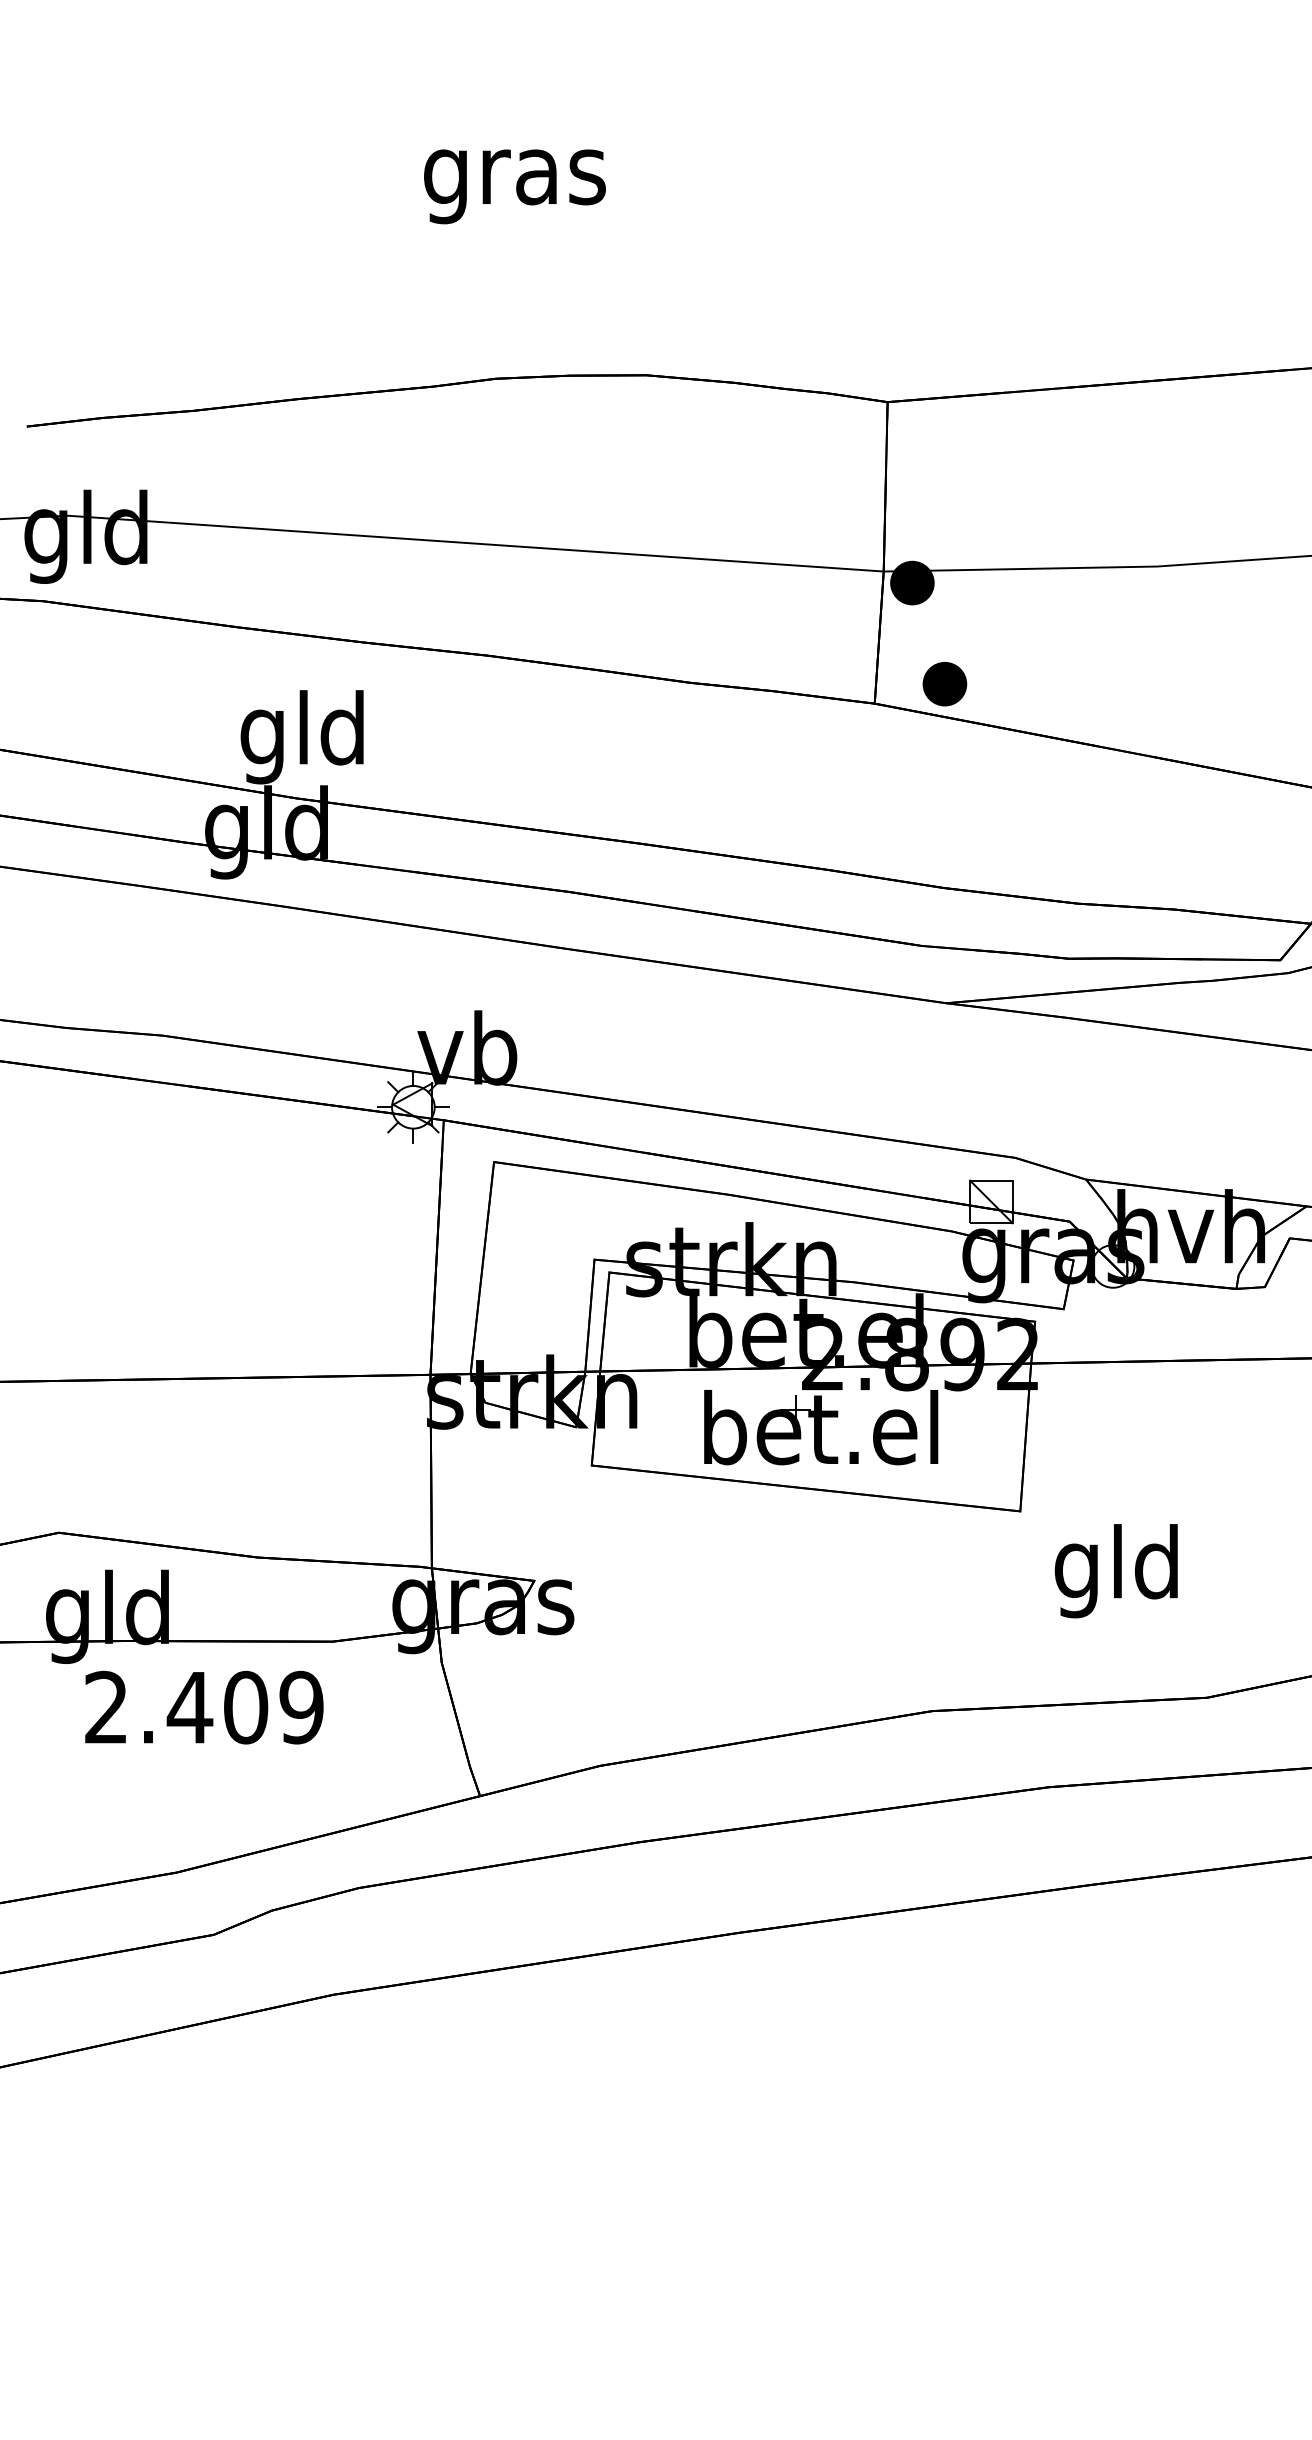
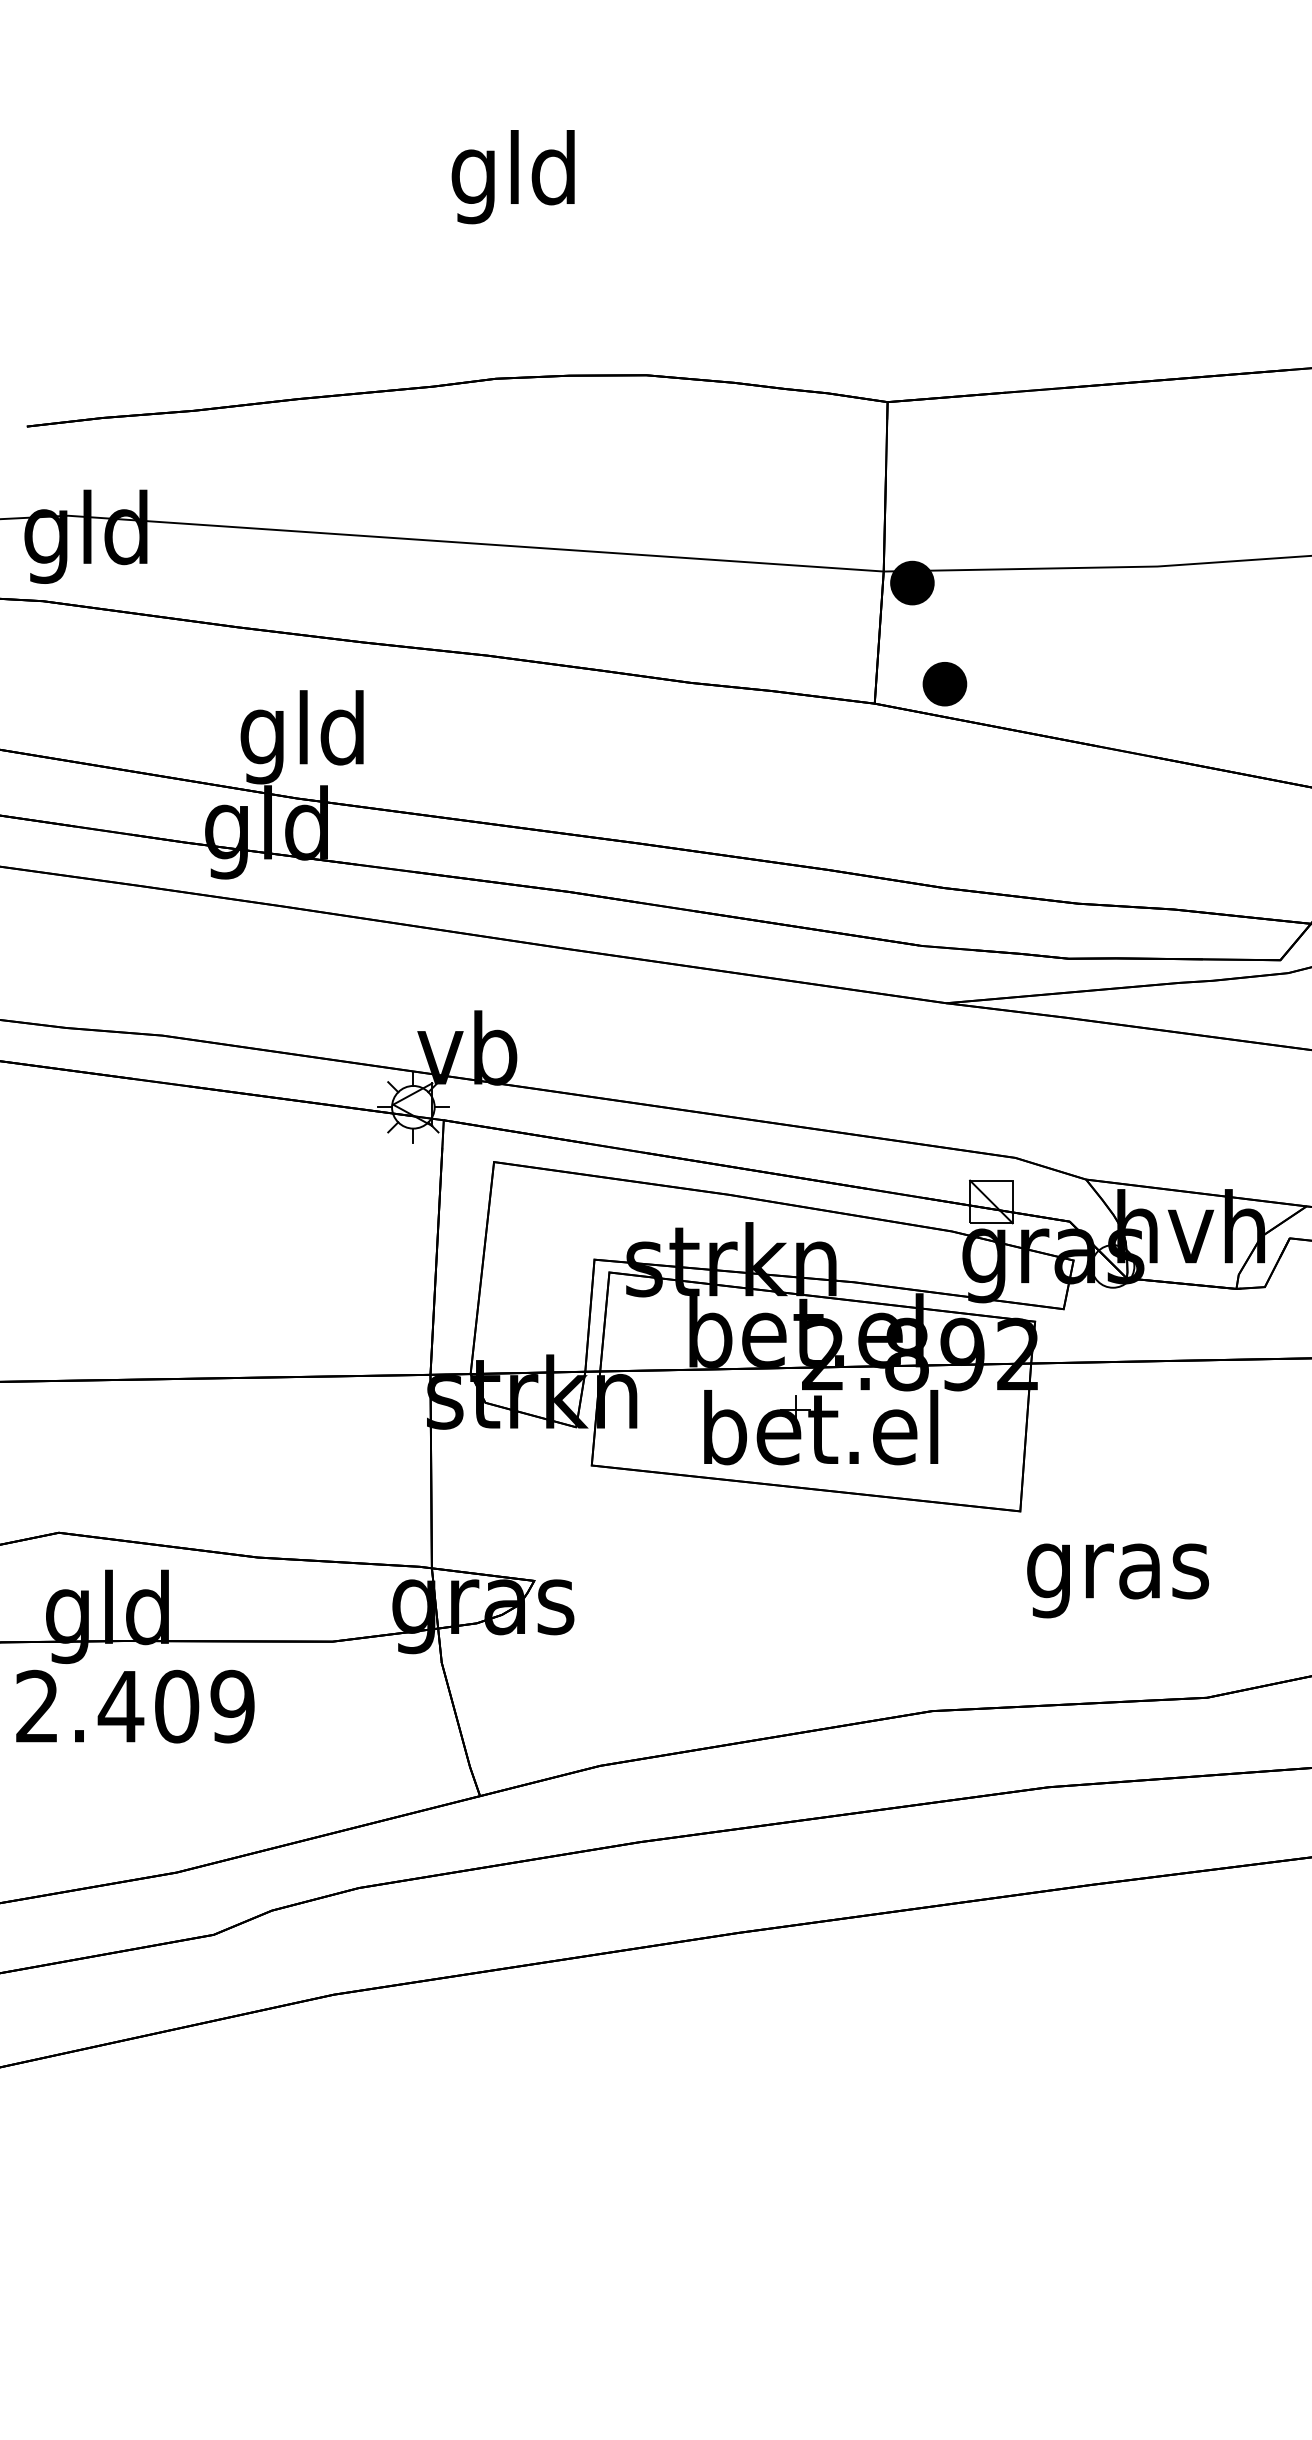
text: gras -> gld (514, 177)
text: gld -> gras (1118, 1571)
text position: (204, 1707) -> (135, 1706) (135, 1706)
